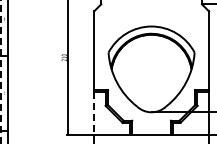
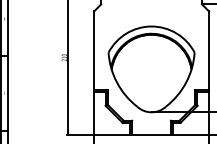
line: dashed -> solid (0, 72)
line: dashed -> solid (94, 114)
